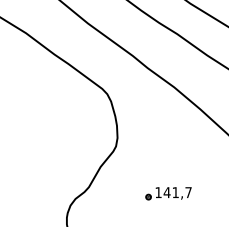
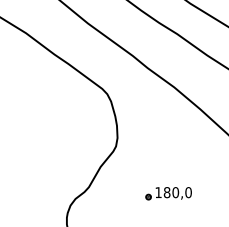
text: 141,7 -> 180,0 (177, 192)
